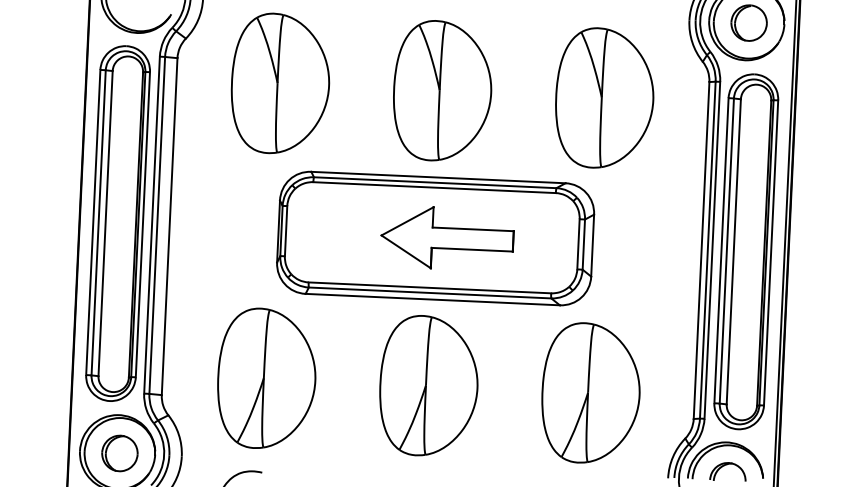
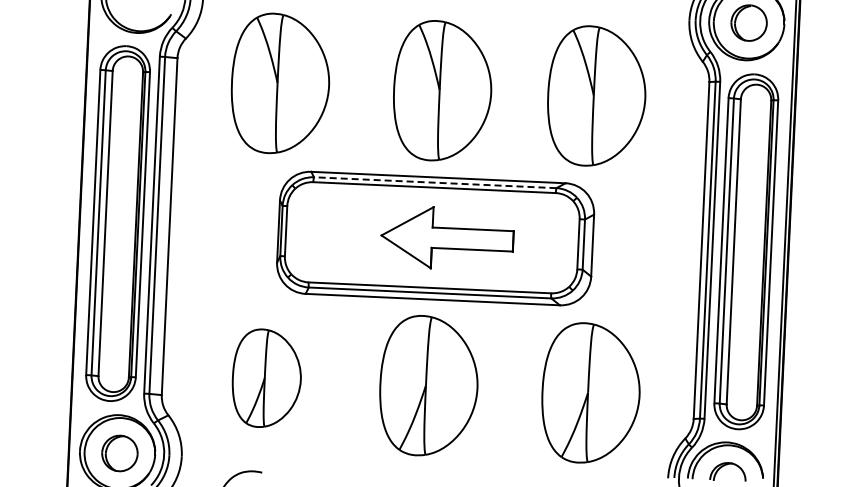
part position: (604, 97) -> (596, 95) (596, 95)
line: solid -> dashed (434, 182)
part size: 100x142 px -> 71x100 px (266, 377)
